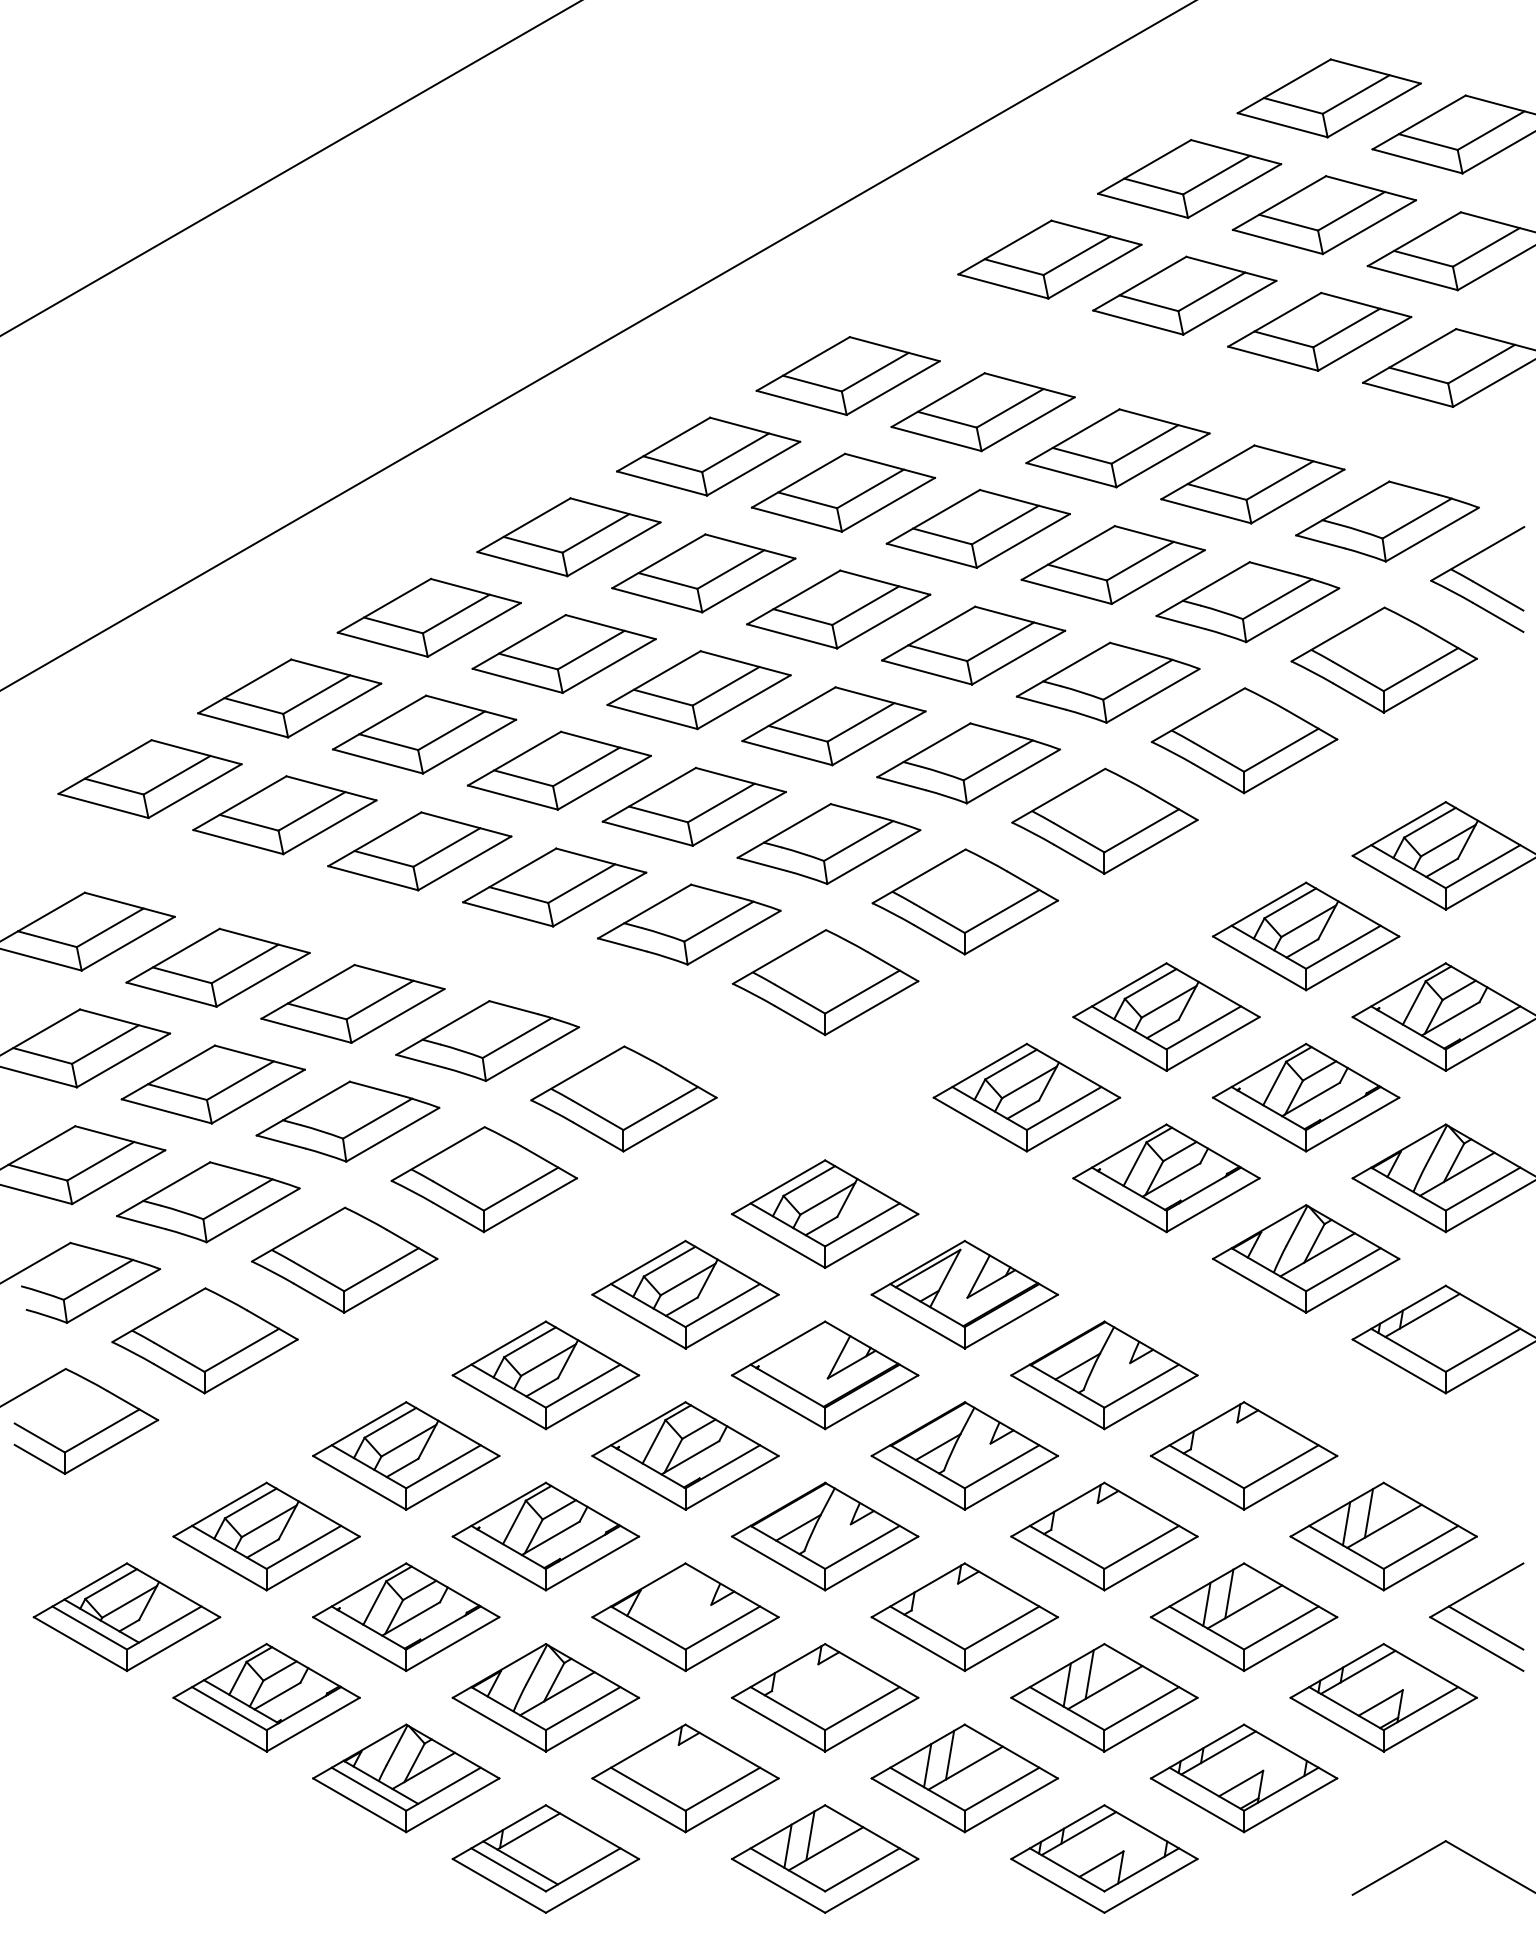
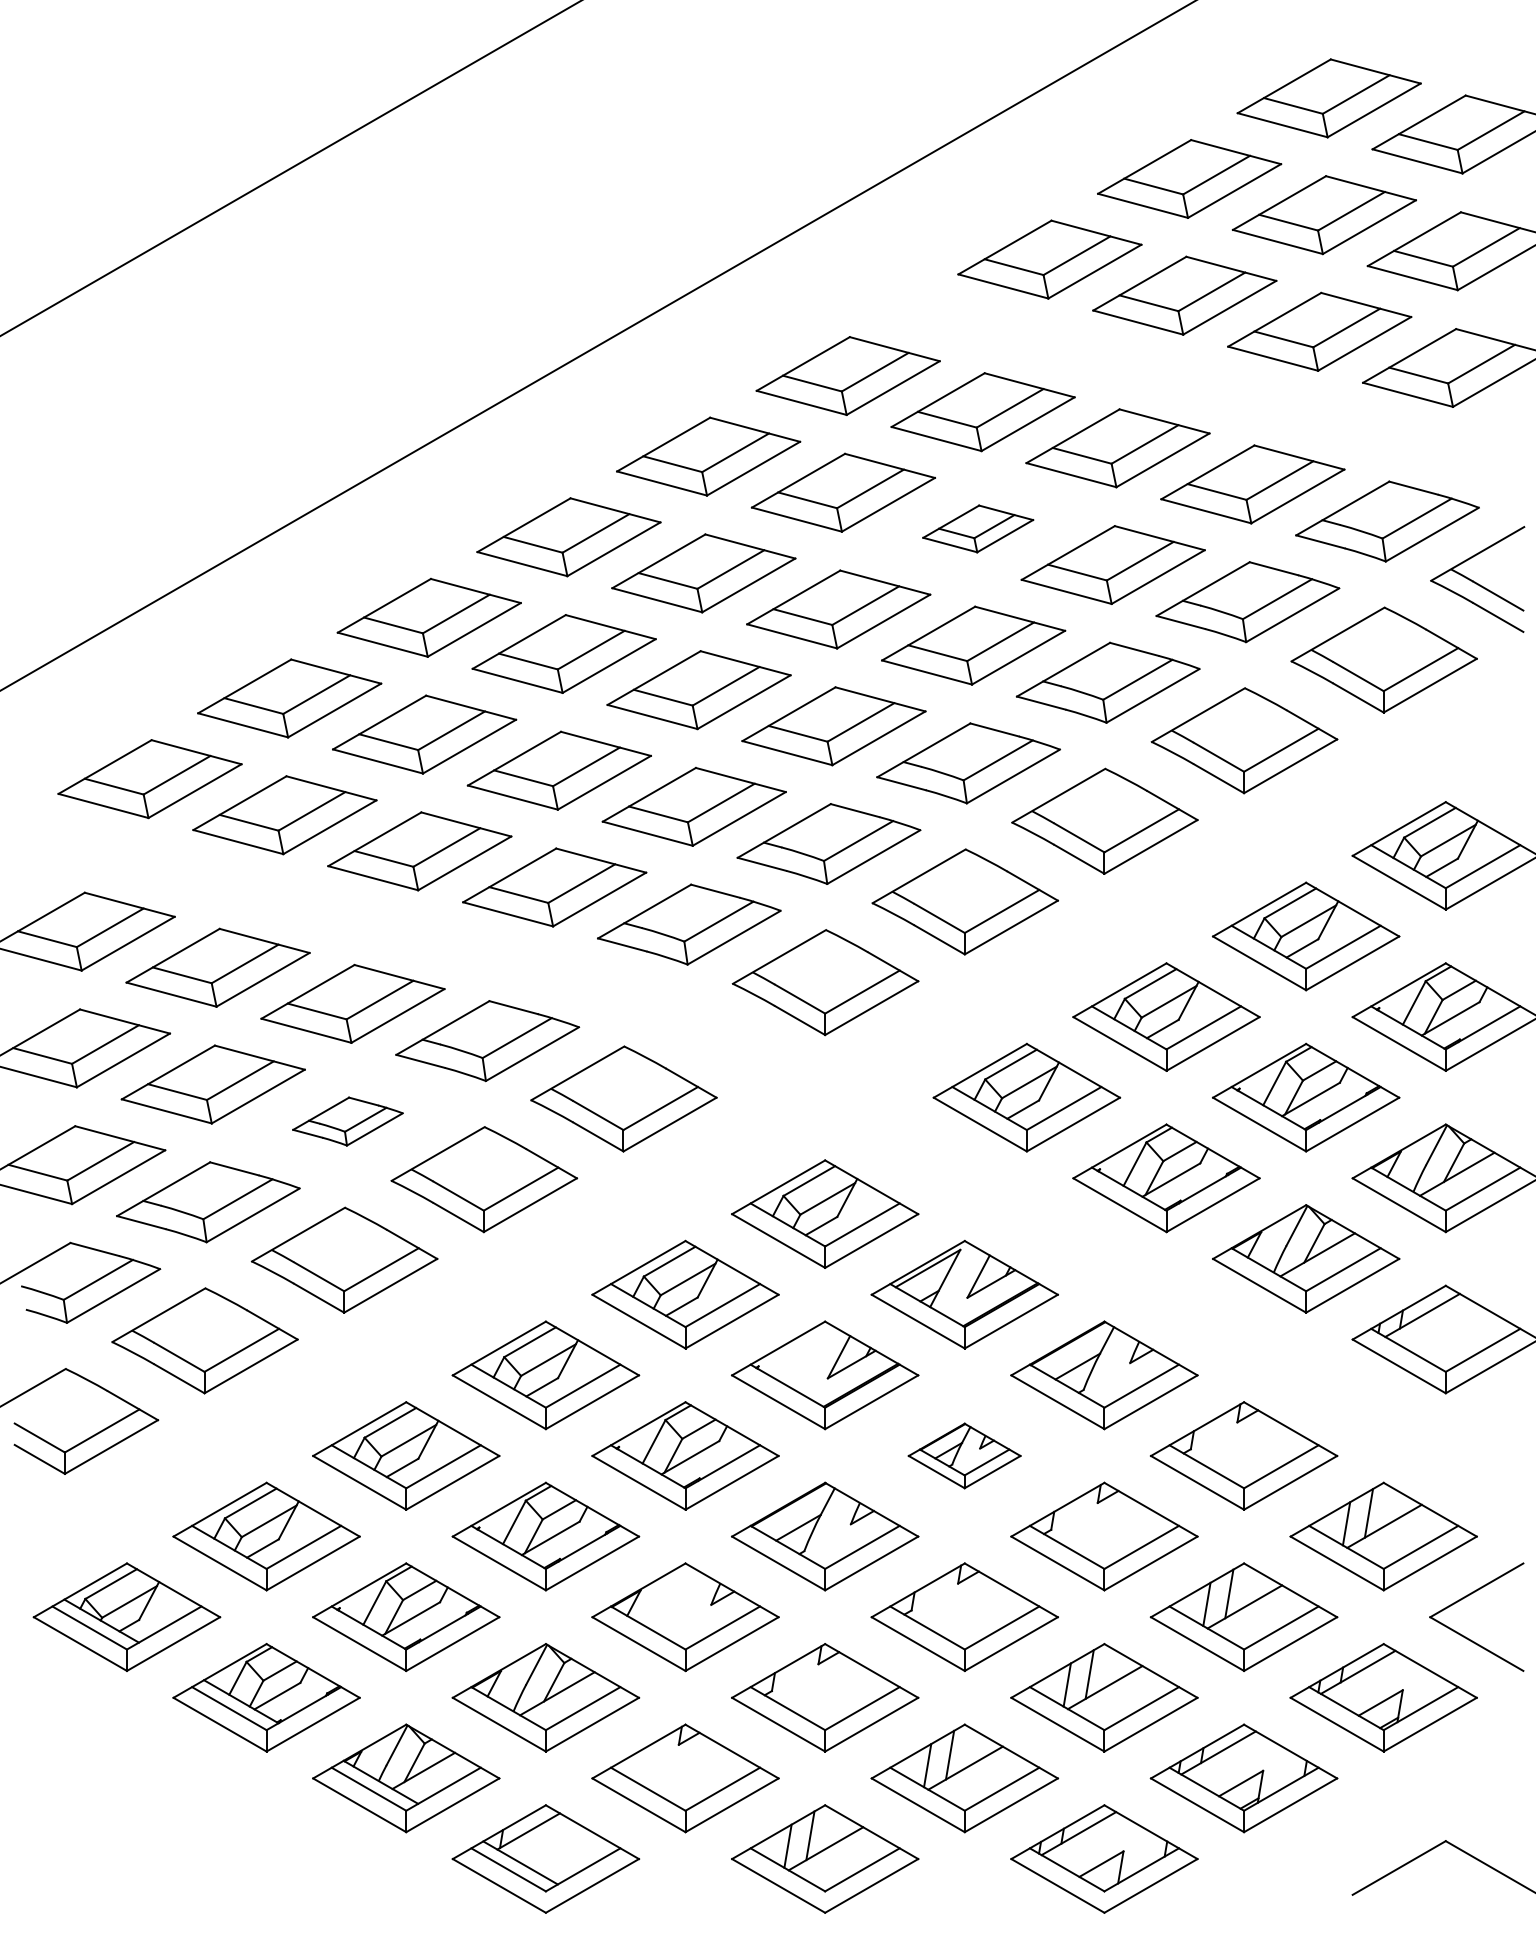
part size: 186x80 px -> 113x50 px (978, 528)
part size: 186x83 px -> 112x51 px (347, 1121)
part size: 189x110 px -> 115x68 px (964, 1455)
line: present -> none (1485, 1627)
